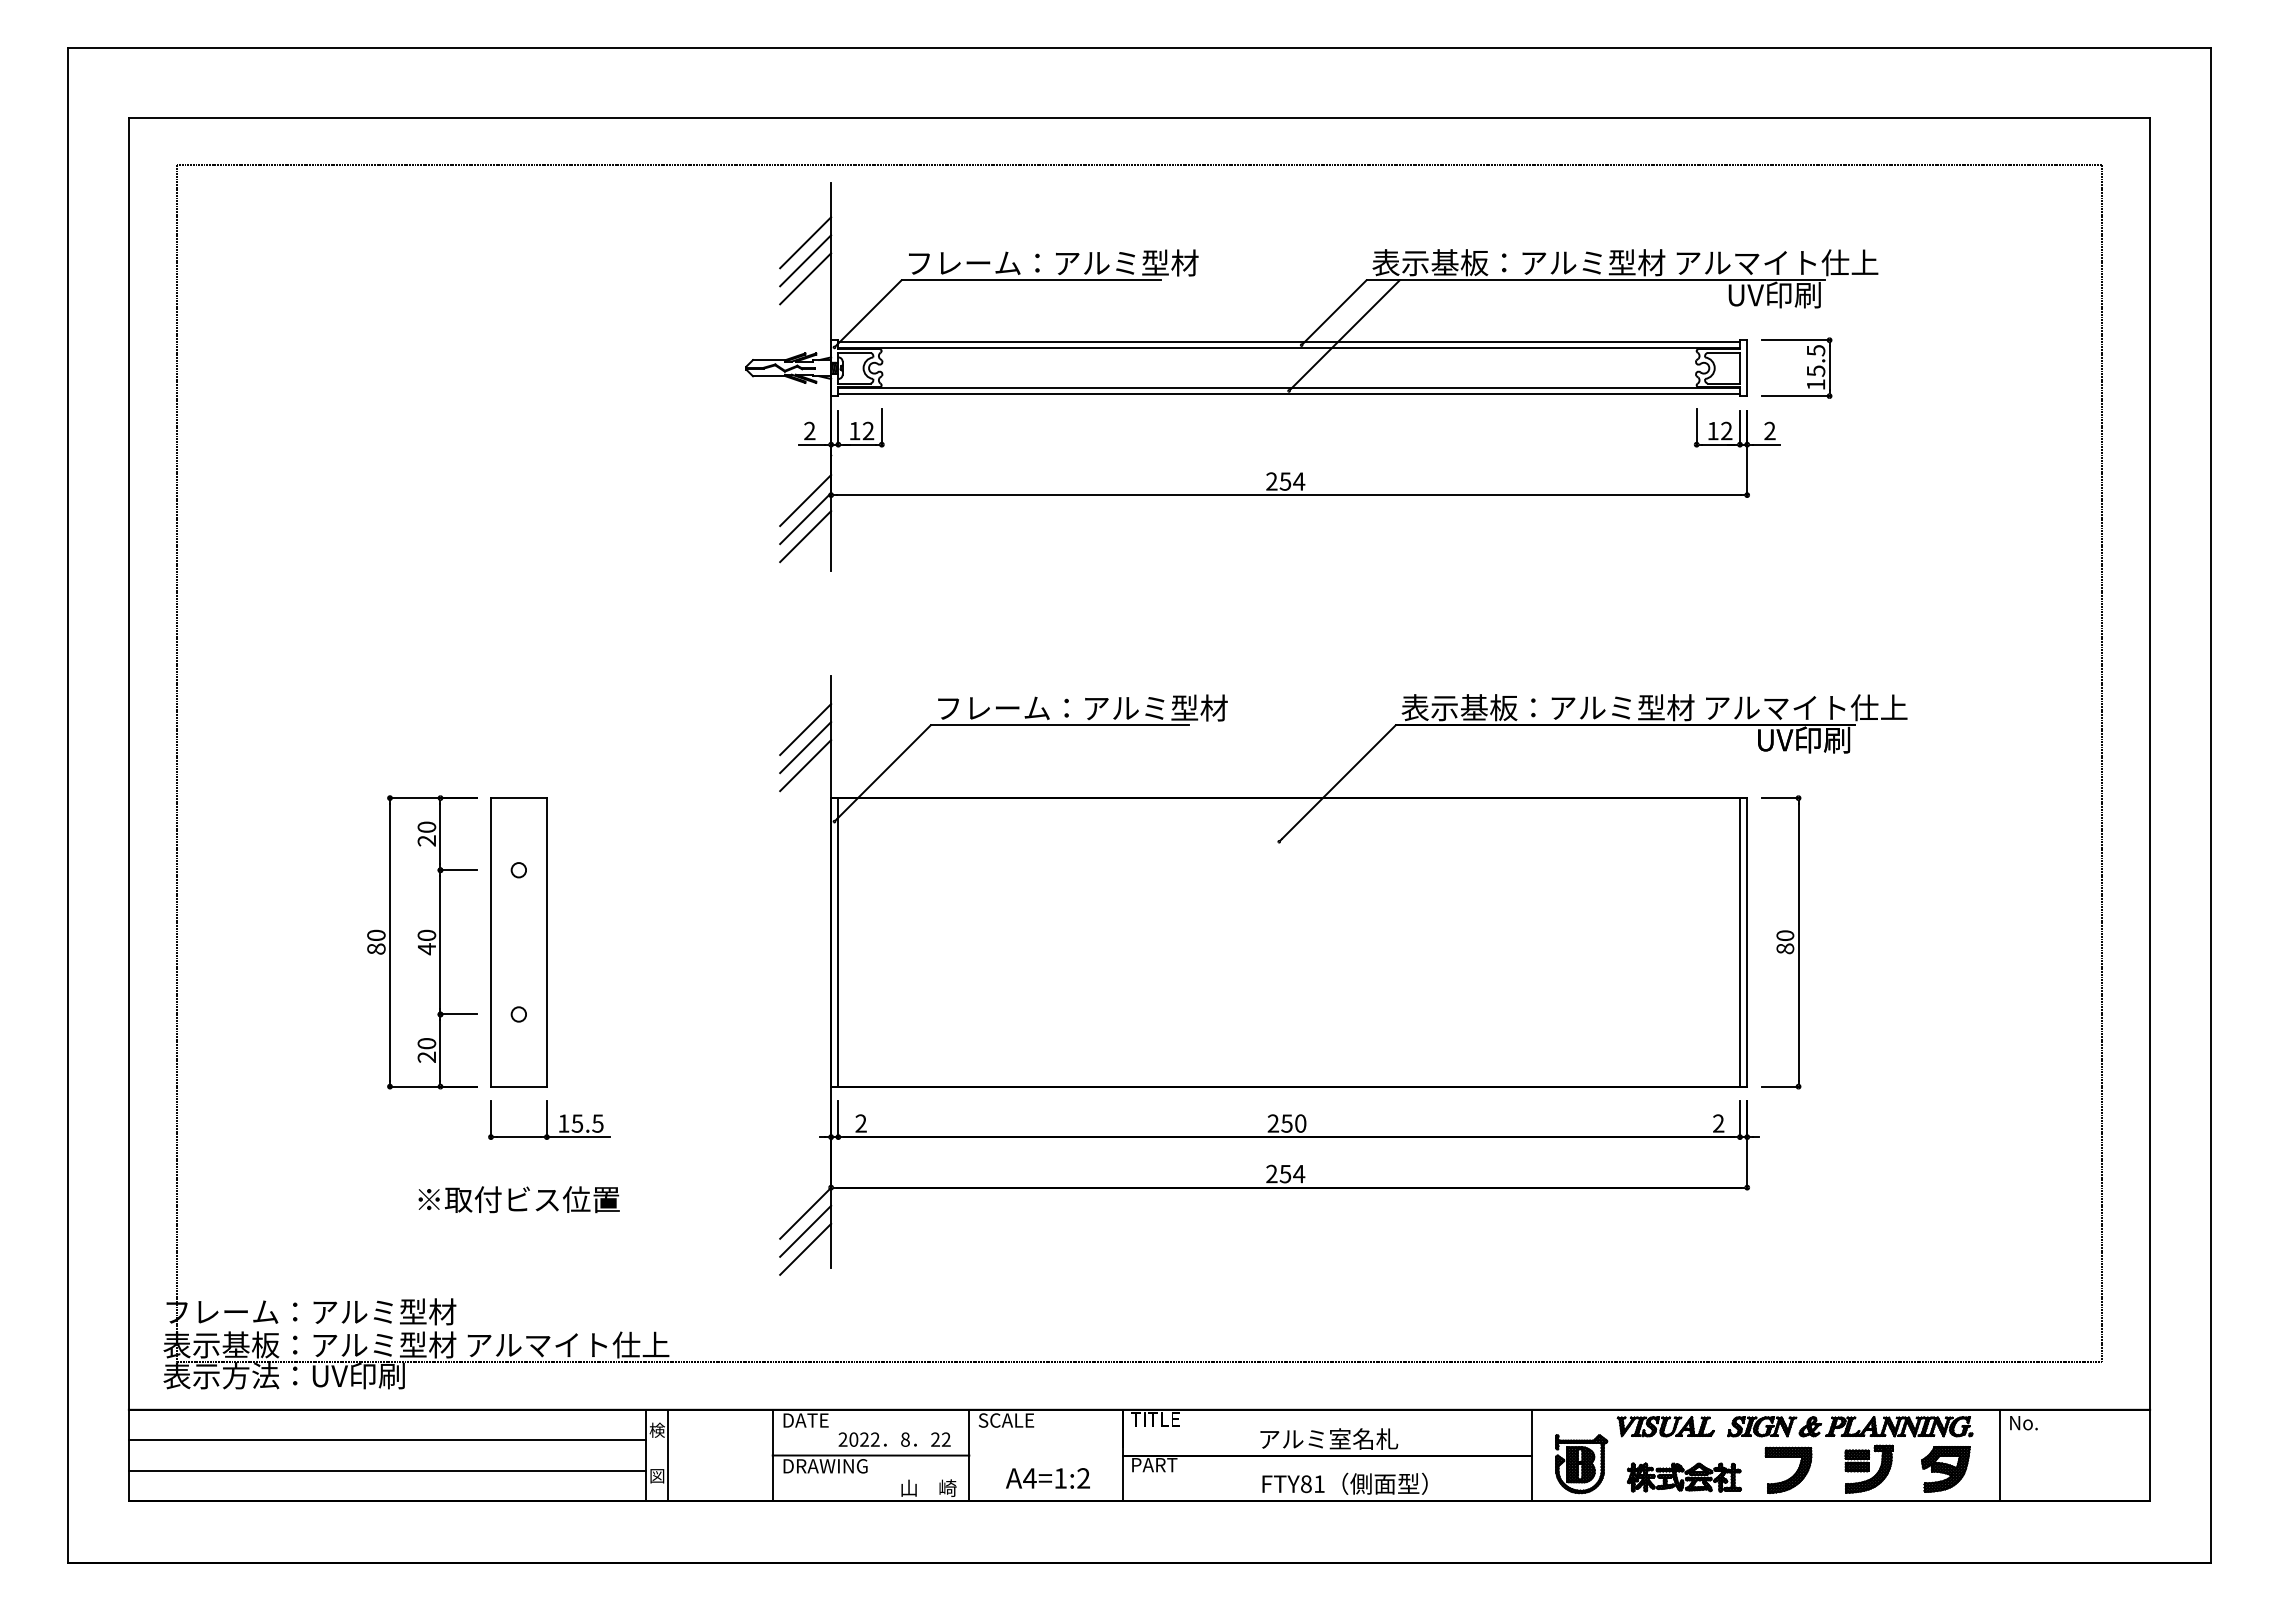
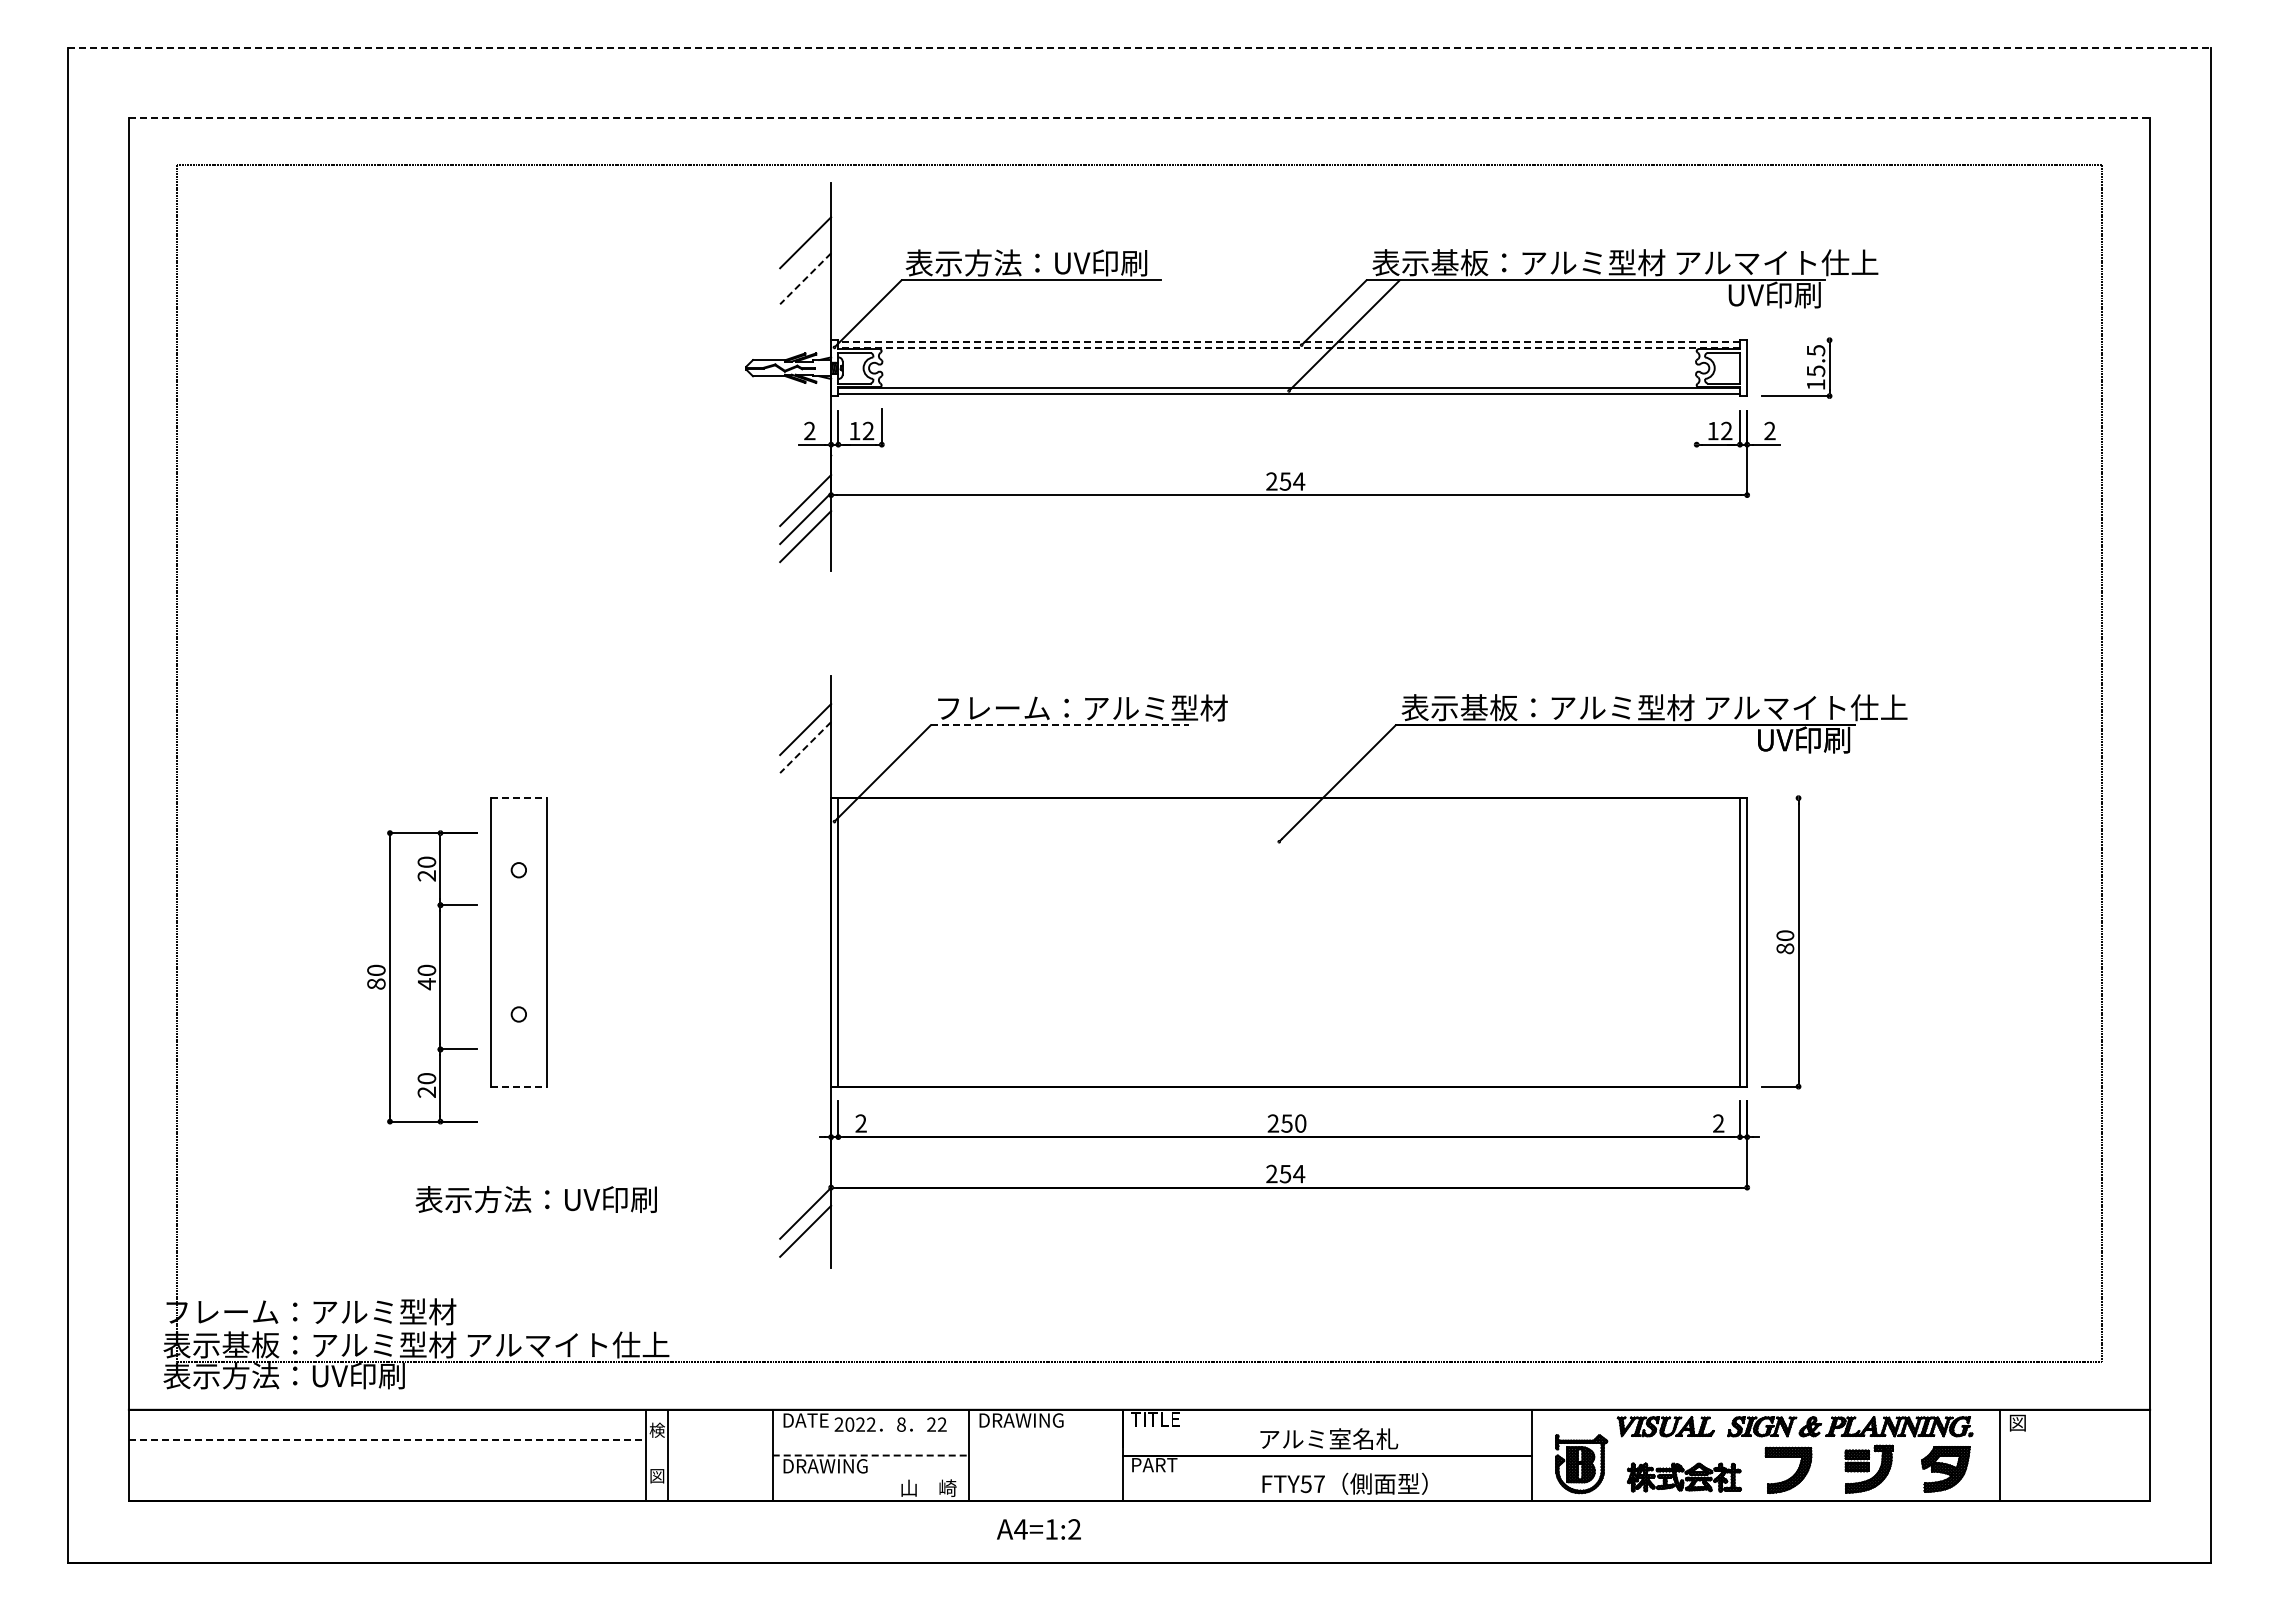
line: solid -> dashed (1140, 48)
line: solid -> dashed (1139, 117)
line: present -> none (805, 260)
text: フレーム：アルミ型材 -> 表示方法：UV印刷 (1051, 262)
line: solid -> dashed (805, 279)
line: present -> none (1795, 340)
line: solid -> dashed (1289, 342)
line: solid -> dashed (1289, 348)
line: present -> none (1696, 426)
line: solid -> dashed (1060, 724)
line: solid -> dashed (805, 747)
line: present -> none (805, 765)
line: solid -> dashed (518, 798)
line: present -> none (1779, 798)
part position: (422, 942) -> (422, 977) (422, 977)
line: solid -> dashed (518, 1086)
part: present -> none (549, 1119)
text: ※取付ビス位置 -> 表示方法：UV印刷 (535, 1199)
line: present -> none (805, 1248)
text: SCALE -> DRAWING (1020, 1420)
text: No. -> 図 (2023, 1422)
text position: (894, 1439) -> (890, 1424) (890, 1424)
line: solid -> dashed (387, 1440)
line: solid -> dashed (871, 1455)
line: present -> none (387, 1470)
text position: (1047, 1478) -> (1038, 1529) (1038, 1529)
text: FTY81 -> FTY57 (1312, 1483)
